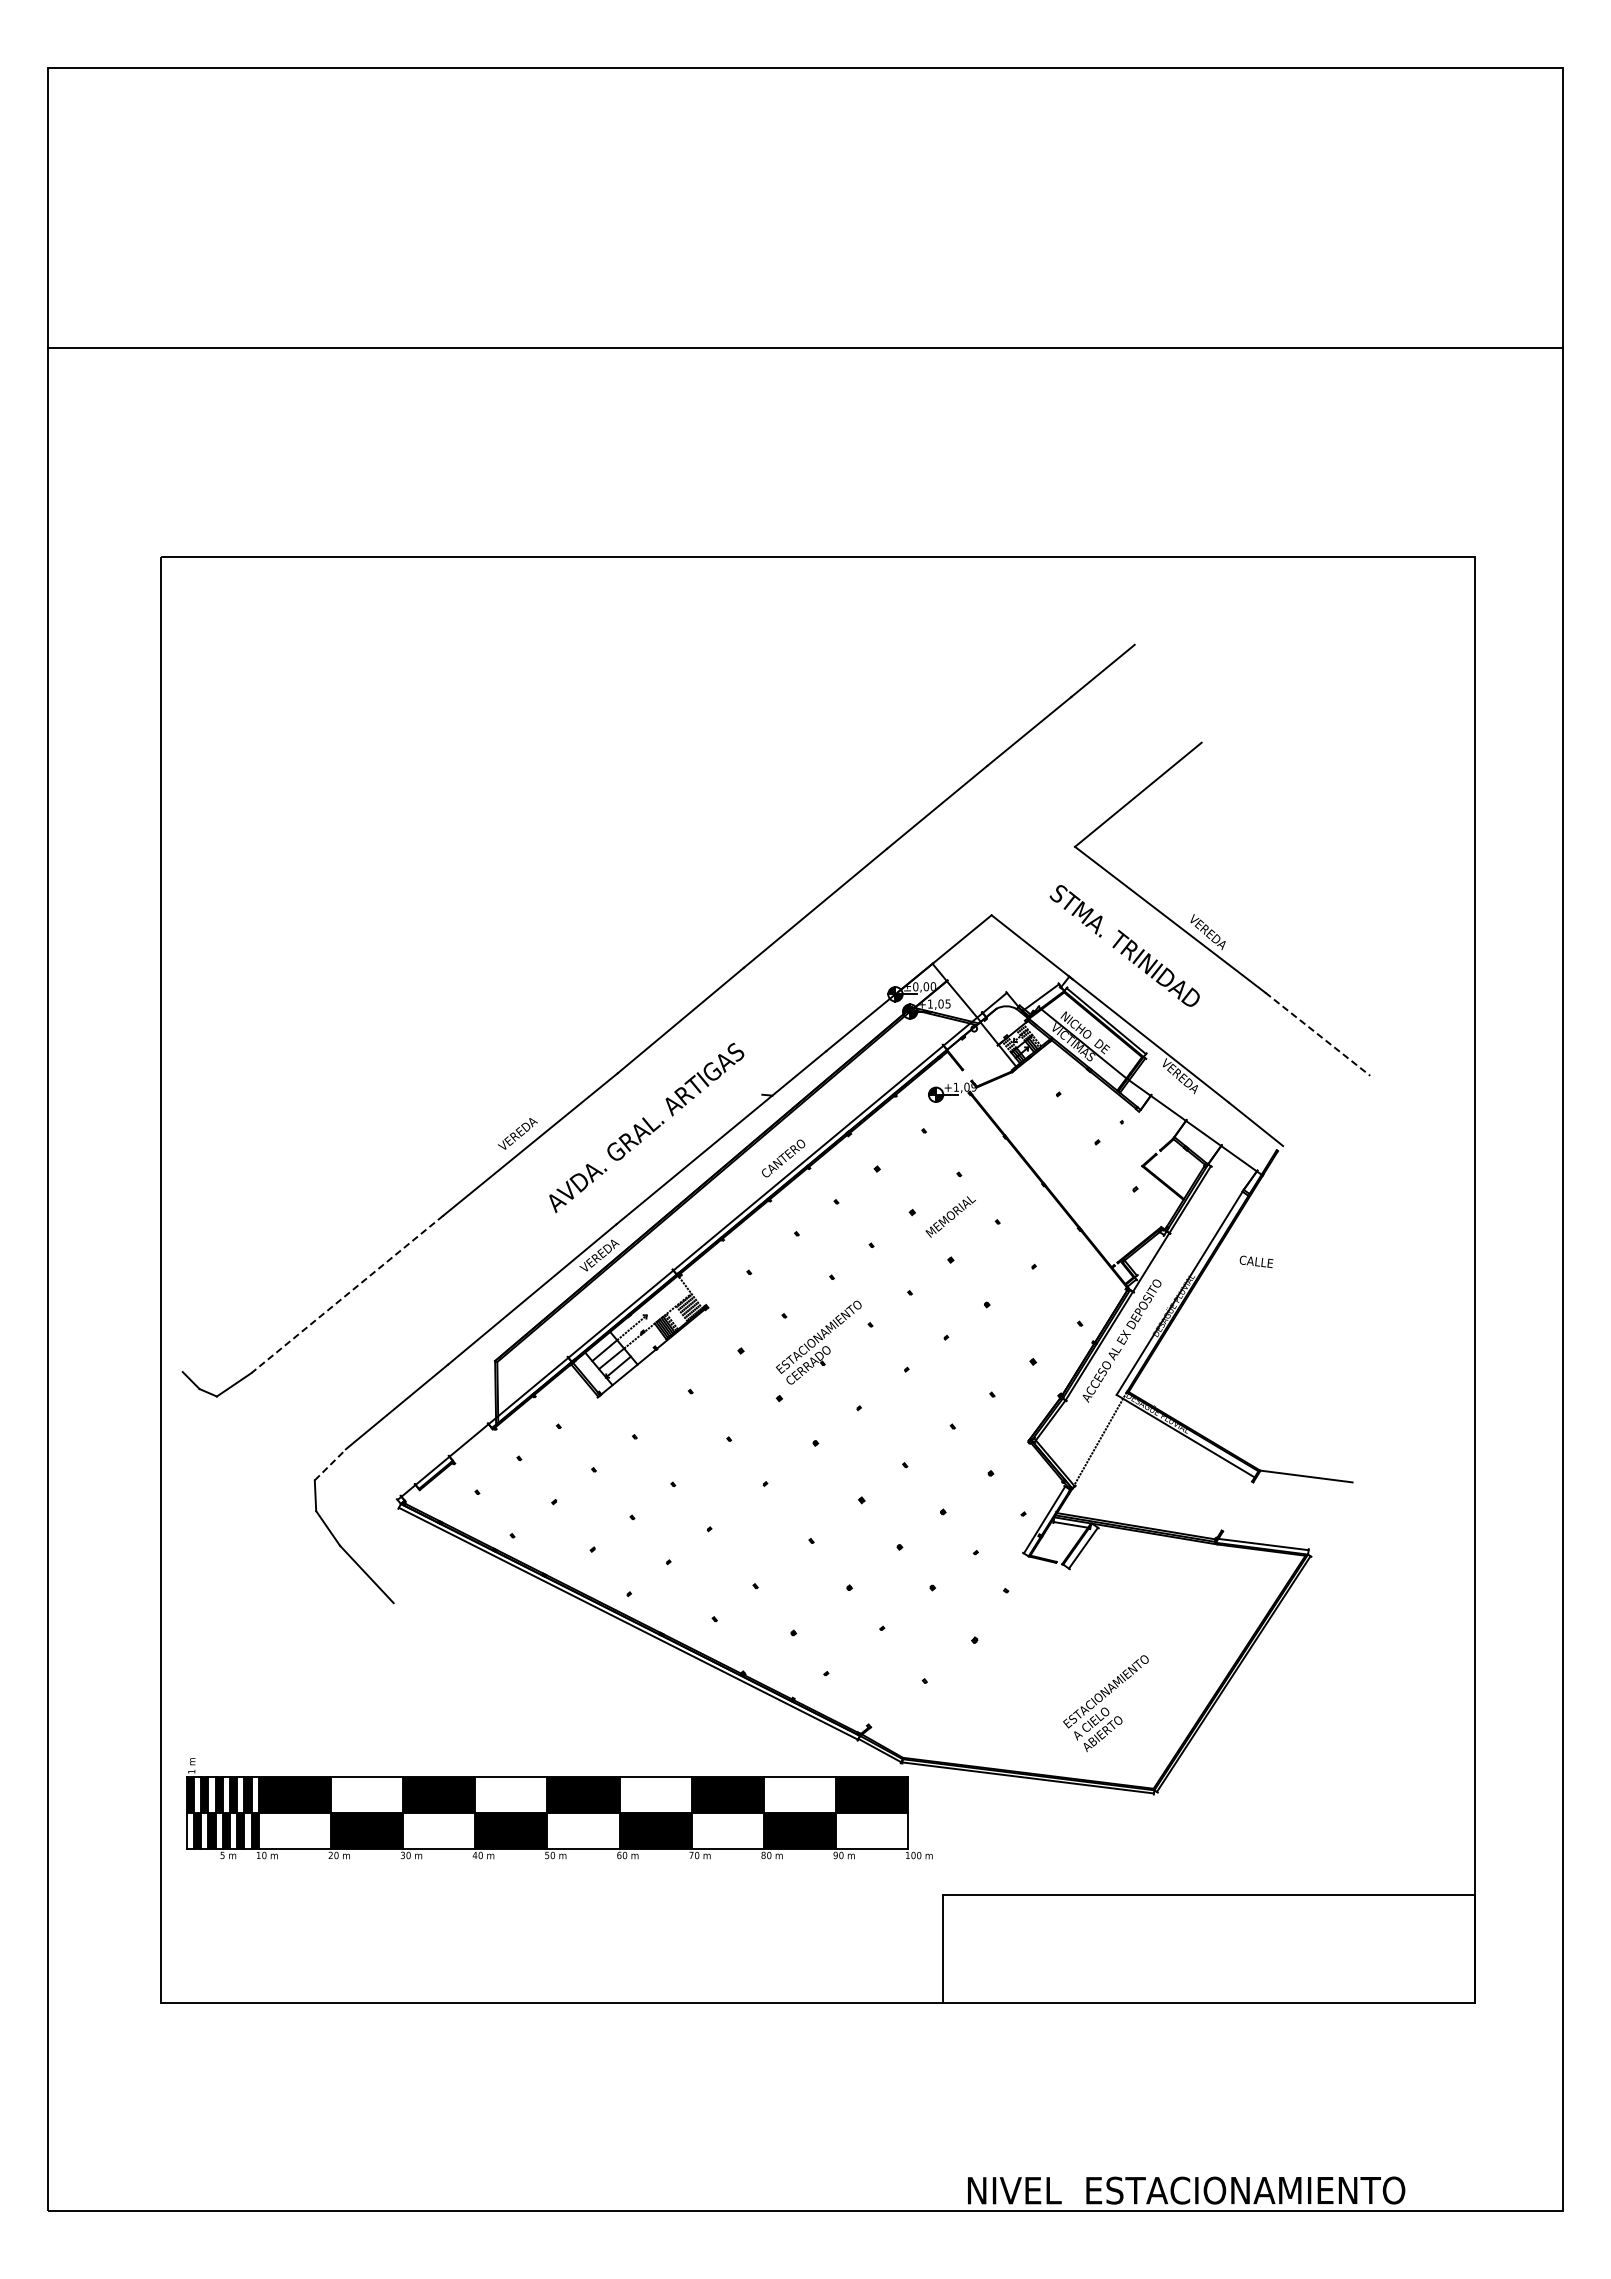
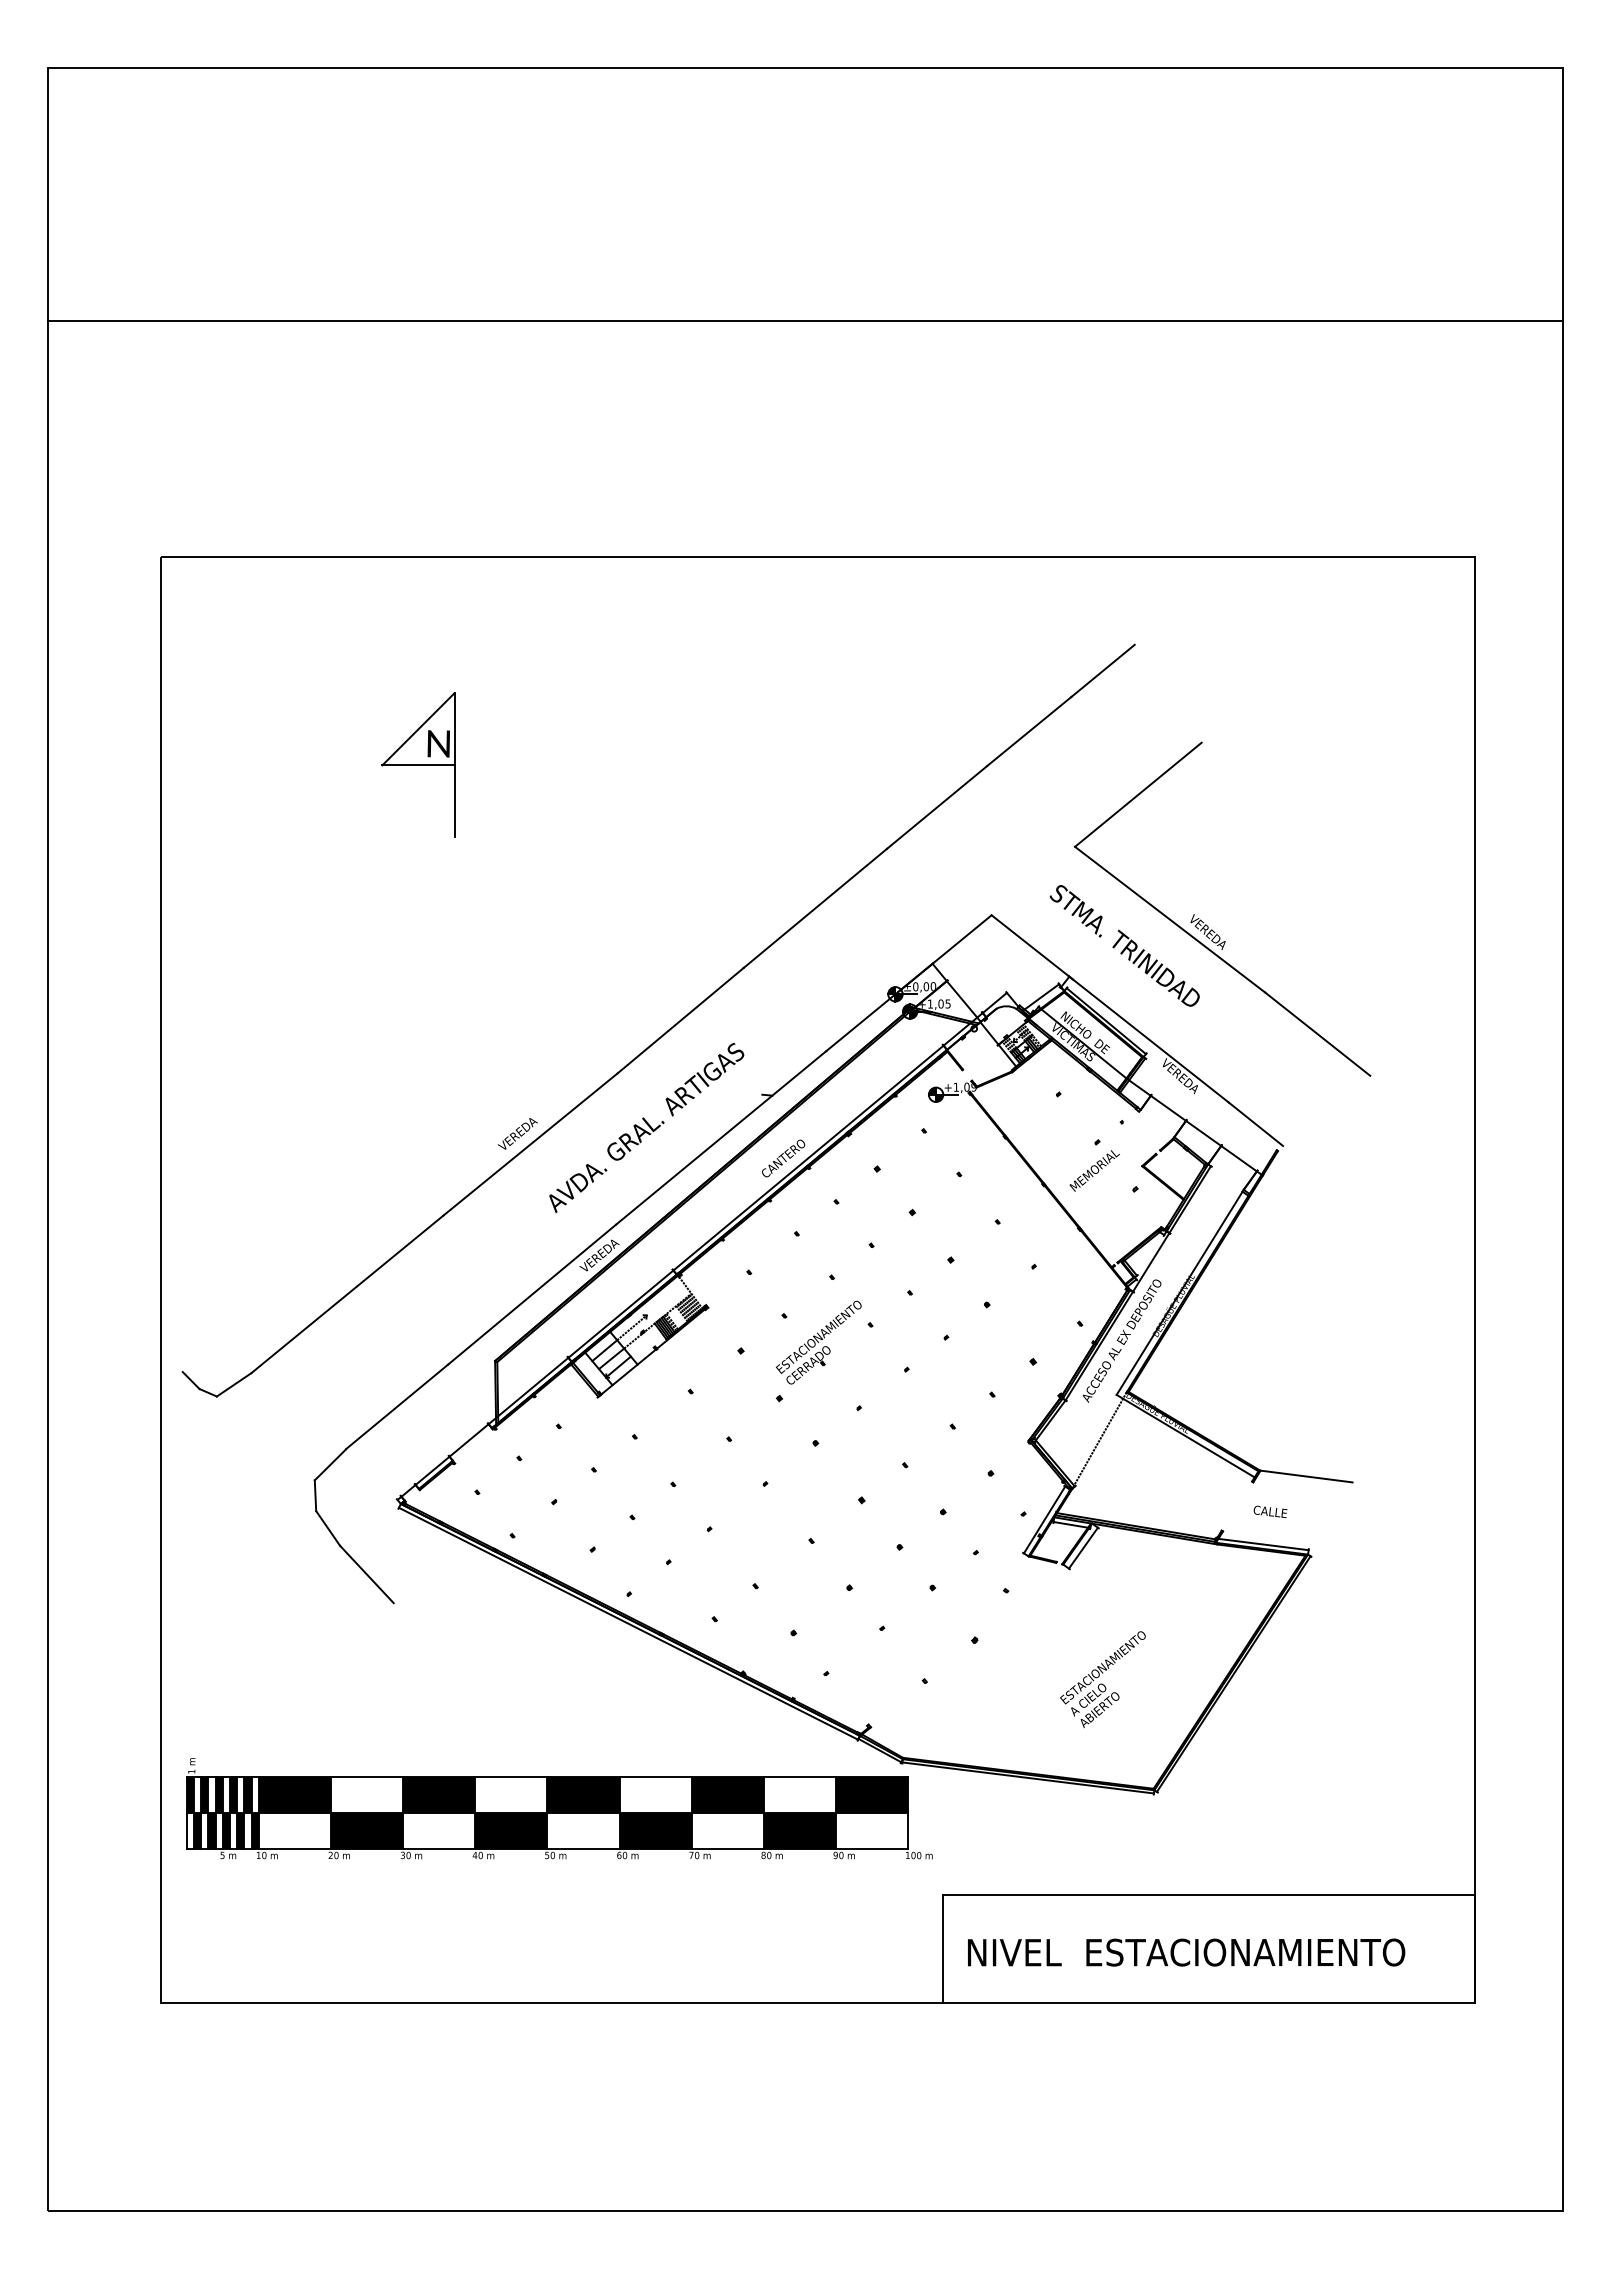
line position: (805, 347) -> (805, 320) (805, 320)
part: none -> present (418, 764)
line: dashed -> solid (1317, 1034)
text position: (950, 1216) -> (1094, 1170) (1094, 1170)
text position: (1256, 1261) -> (1270, 1511) (1270, 1511)
line: dashed -> solid (346, 1294)
line: dashed -> solid (330, 1464)
text position: (1105, 1703) -> (1102, 1679) (1102, 1679)
text position: (1186, 2190) -> (1186, 1952) (1186, 1952)
